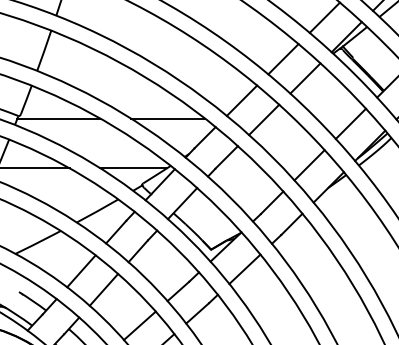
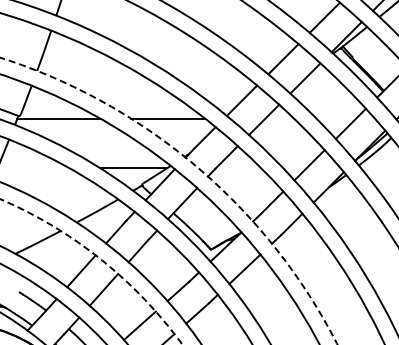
line: present -> none (35, 168)
circle: solid -> dashed (168, 200)
arc: solid -> dashed (102, 260)
